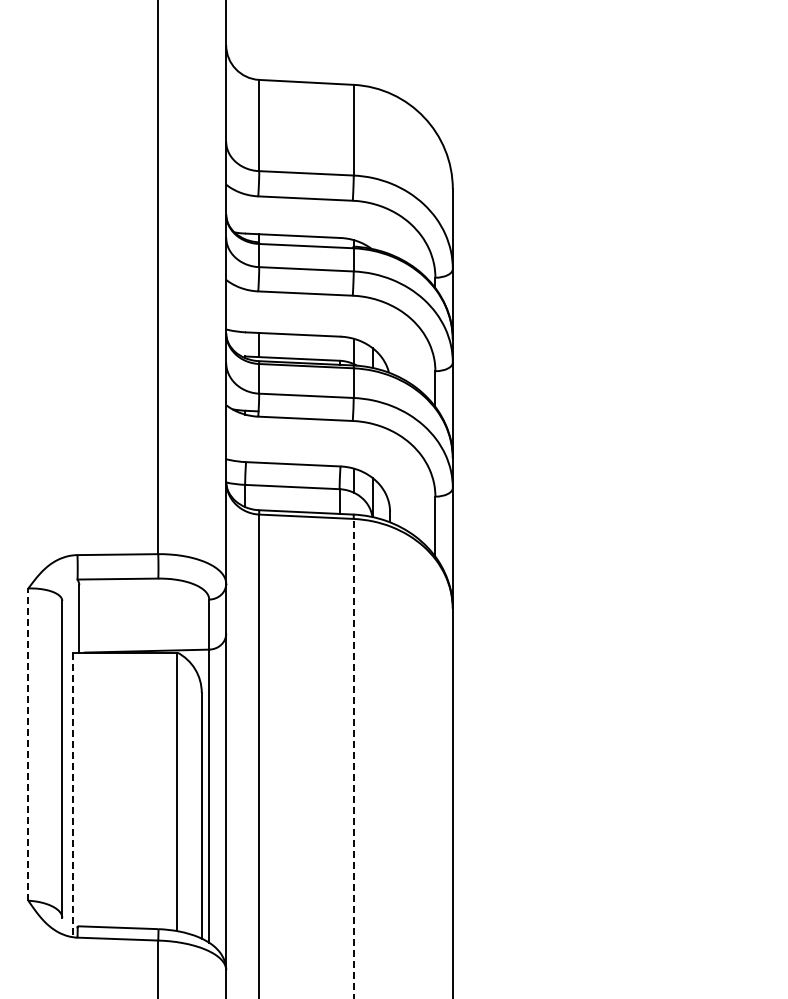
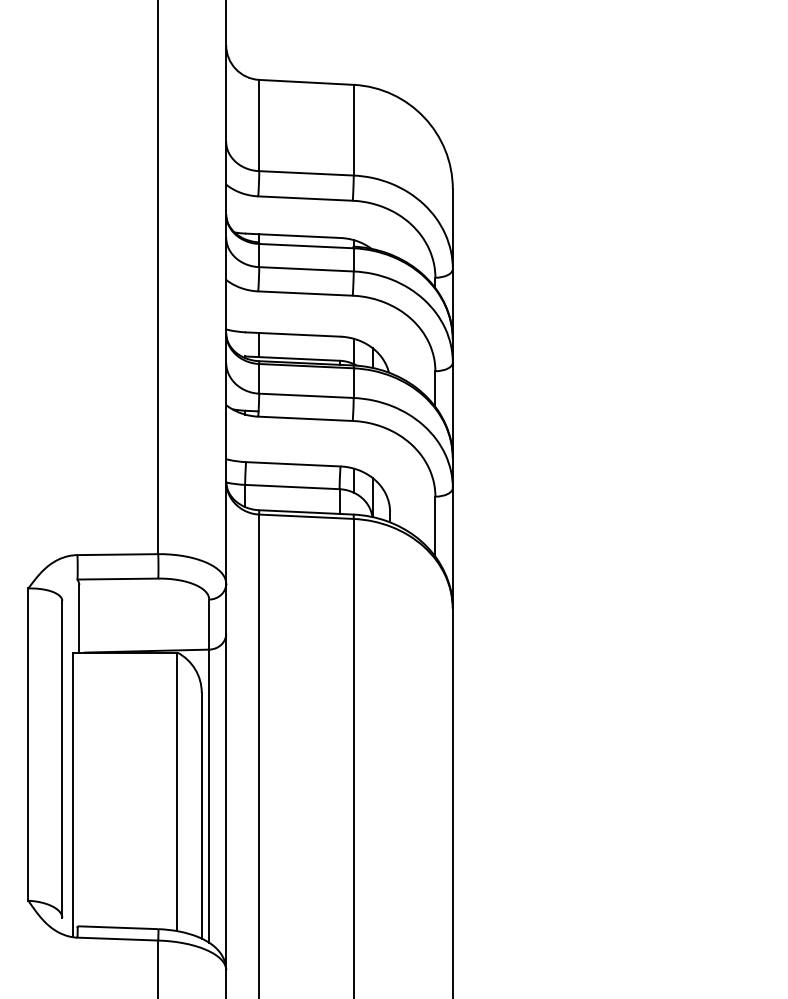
line: dashed -> solid (28, 744)
line: dashed -> solid (353, 758)
line: dashed -> solid (72, 795)
